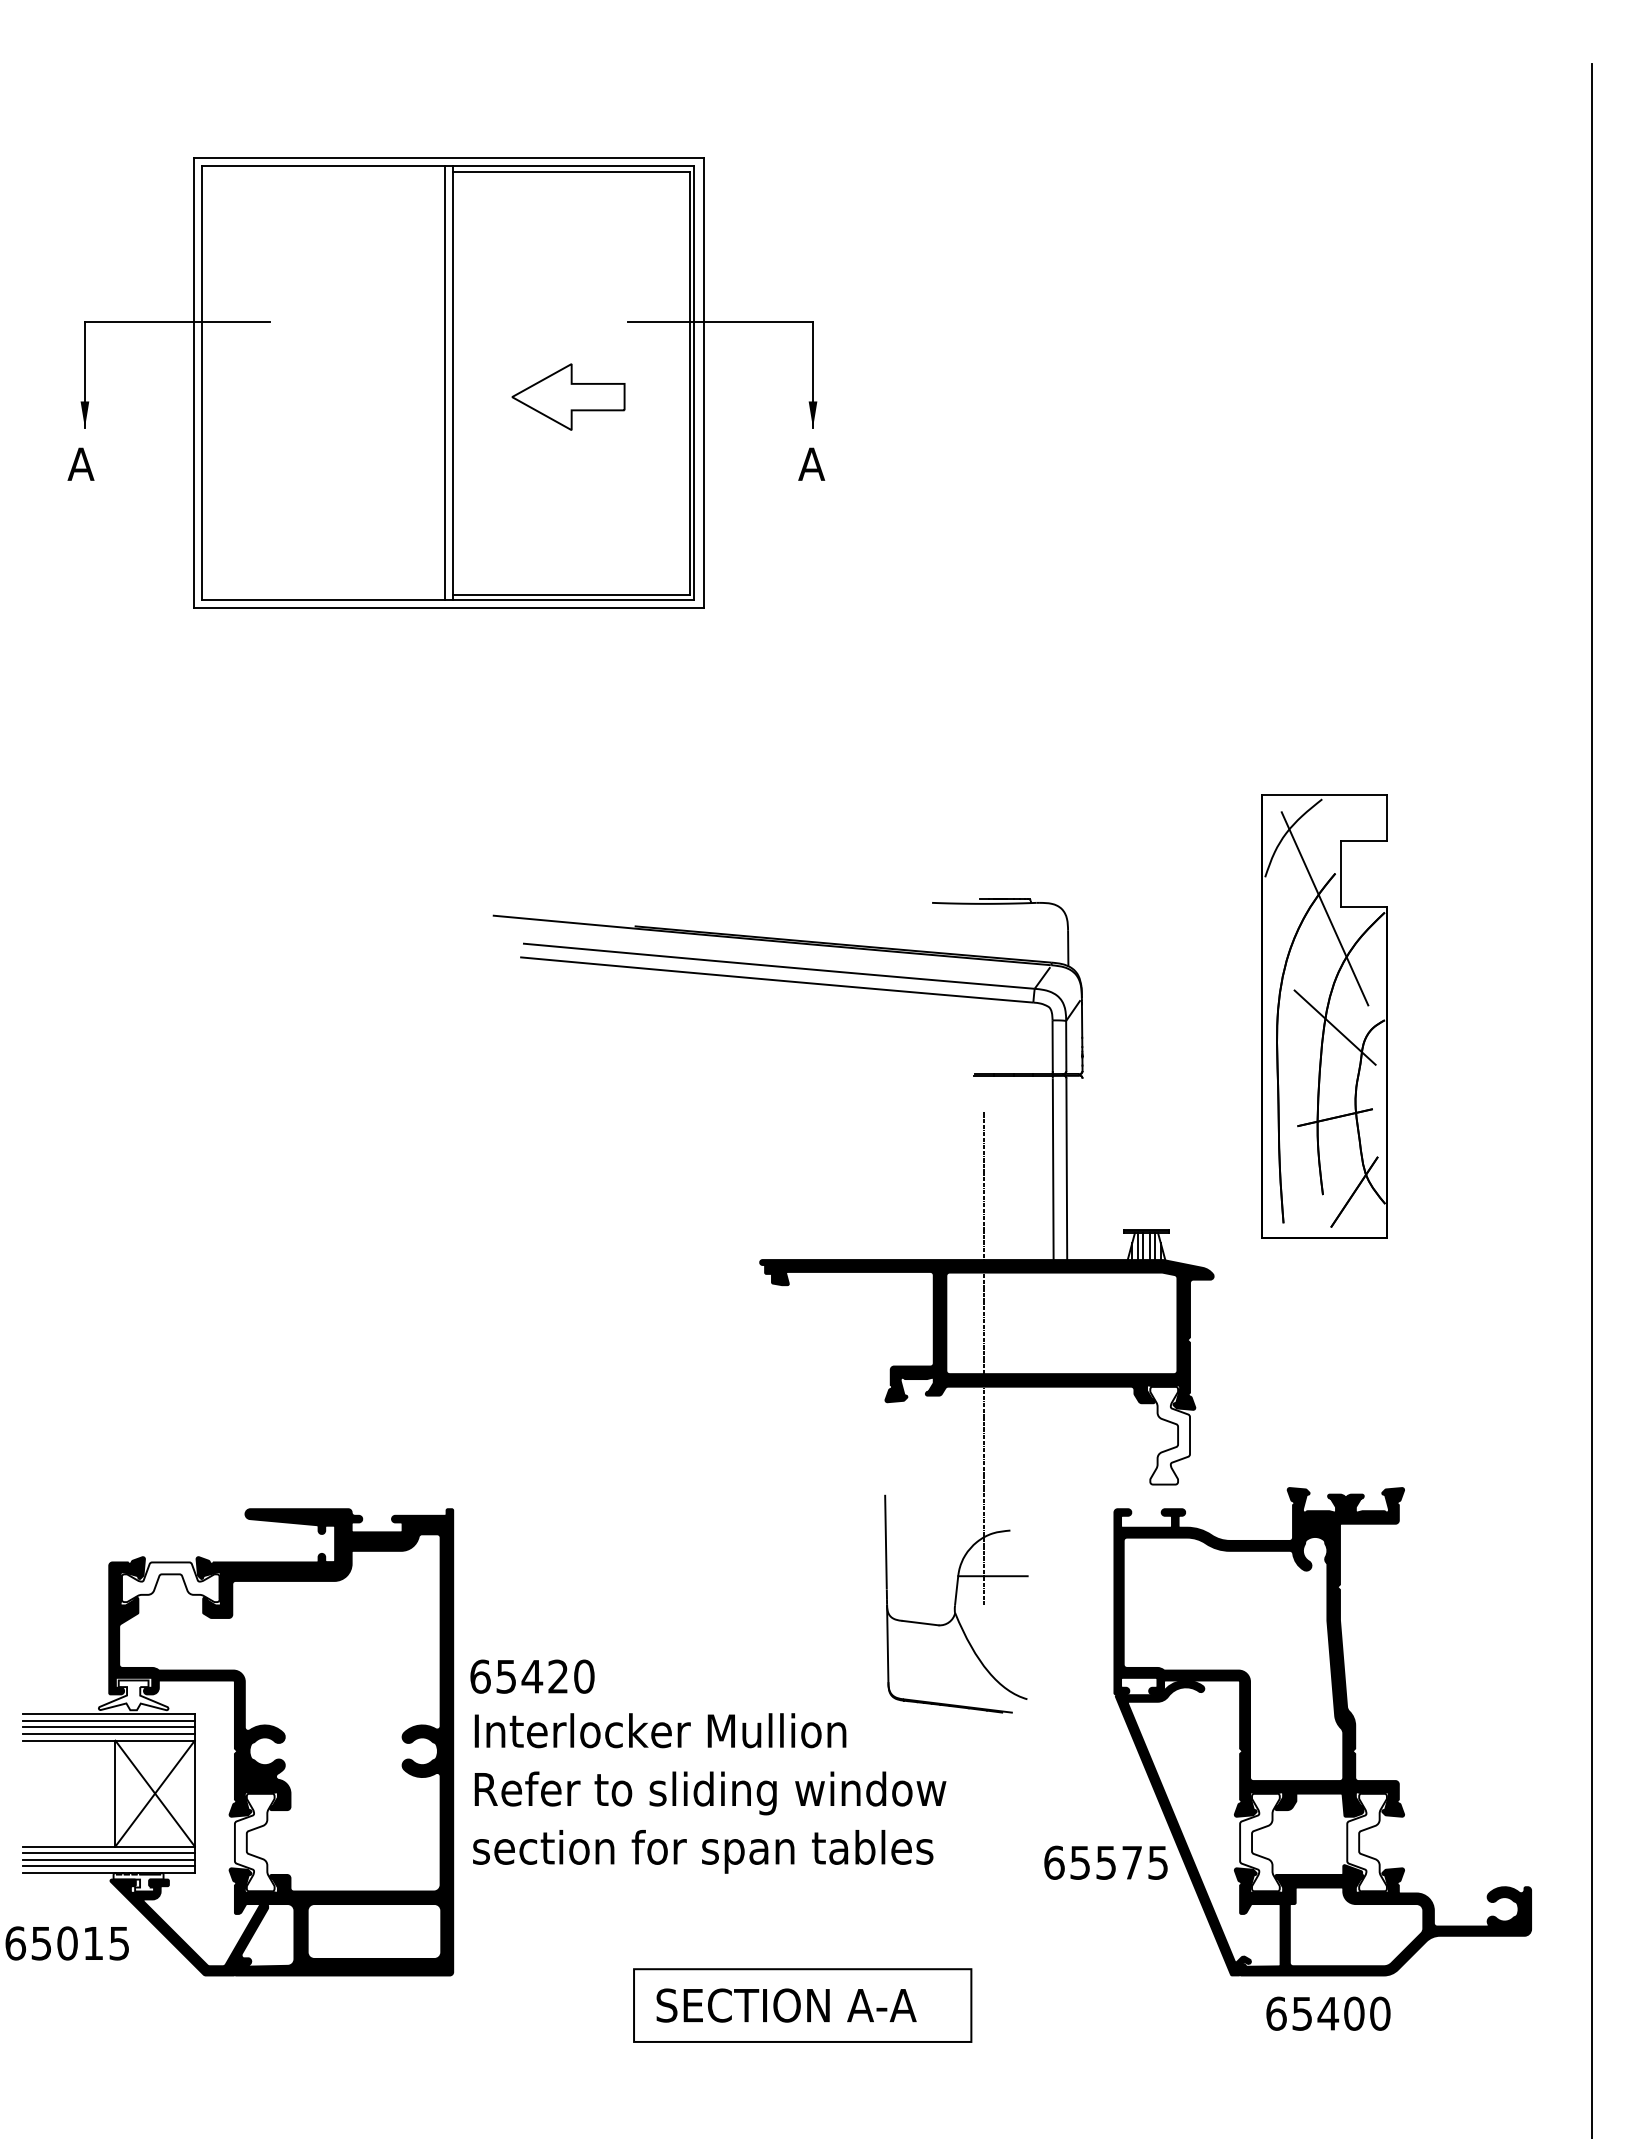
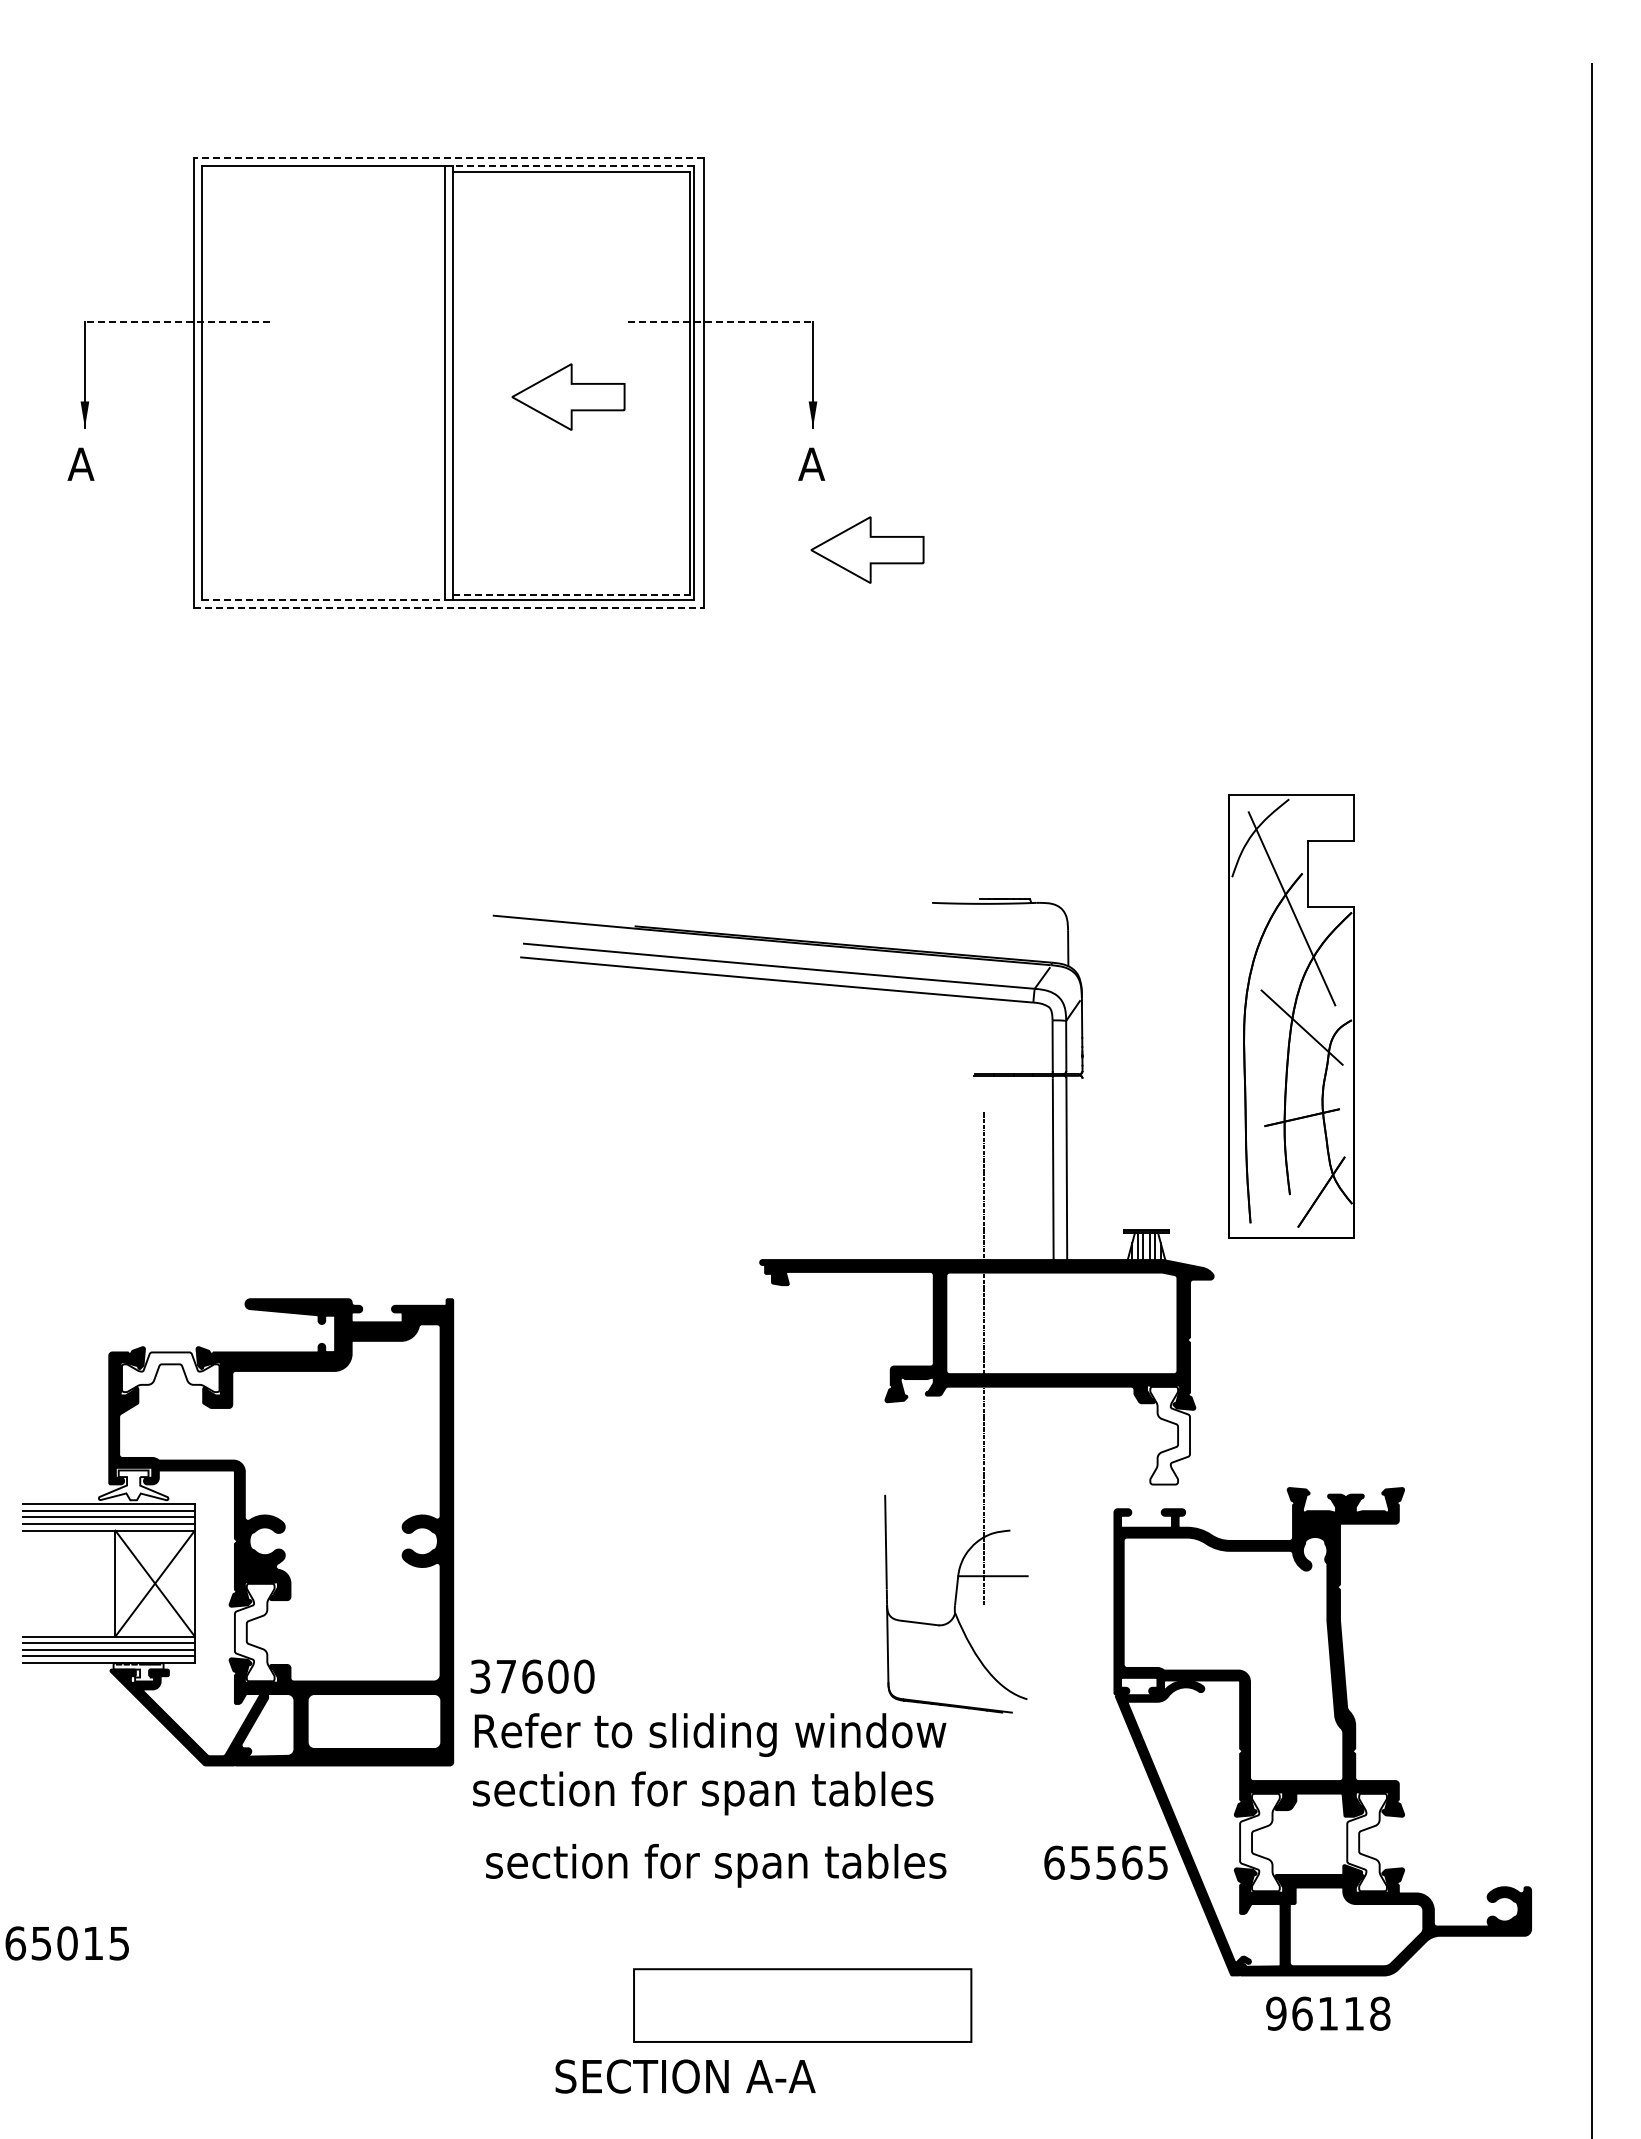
line: solid -> dashed (448, 158)
line: solid -> dashed (569, 166)
line: solid -> dashed (177, 322)
line: solid -> dashed (720, 322)
part: none -> present (867, 549)
line: solid -> dashed (571, 594)
line: solid -> dashed (324, 600)
line: solid -> dashed (448, 608)
part position: (1324, 1016) -> (1291, 1016) (1291, 1016)
text: 65420 -> 37600 (519, 1676)
text: Interlocker Mullion -> Refer to sliding window (712, 1734)
part position: (238, 1742) -> (238, 1532) (238, 1532)
text: Refer to sliding window -> section for span tables (709, 1793)
text position: (703, 1851) -> (716, 1865) (716, 1865)
text: 65575 -> 65565 (1132, 1862)
text position: (786, 2005) -> (685, 2076) (685, 2076)
text: 65400 -> 96118 (1328, 2013)
